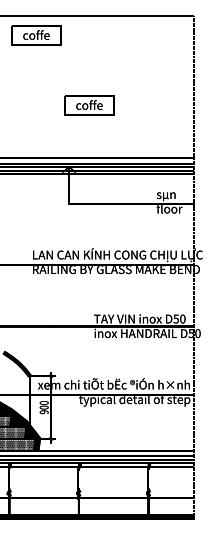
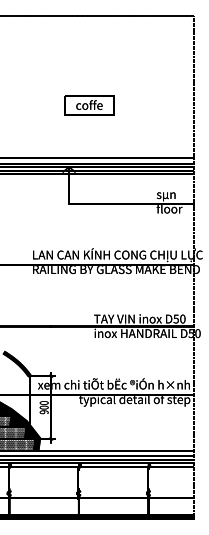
part: present -> none (36, 35)
